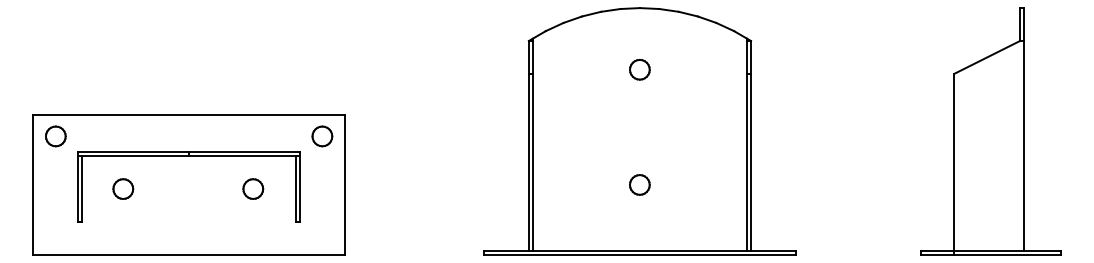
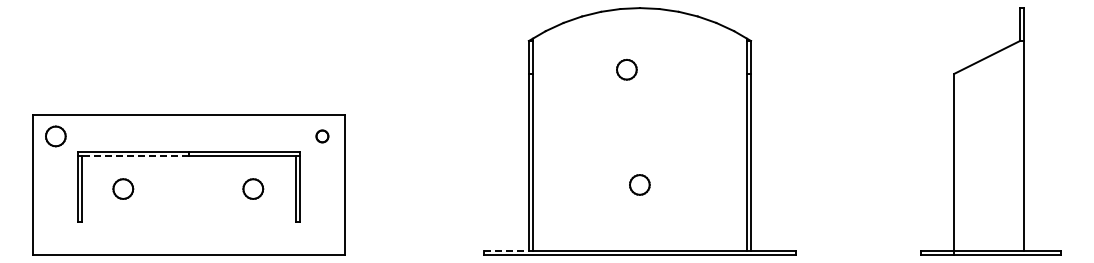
part position: (639, 69) -> (626, 69) (626, 69)
part size: 23x23 px -> 15x15 px (322, 136)
line: solid -> dashed (135, 156)
line: solid -> dashed (506, 250)
